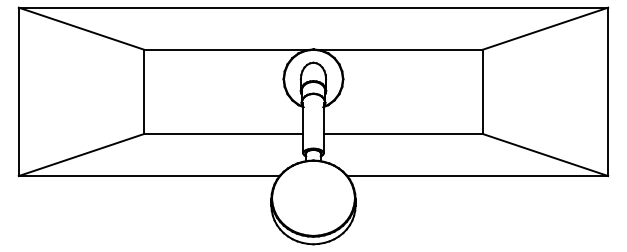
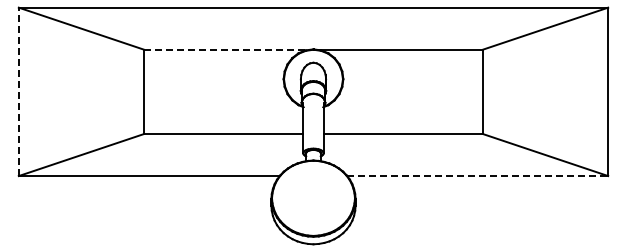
line: solid -> dashed (227, 49)
line: solid -> dashed (18, 91)
line: solid -> dashed (478, 176)
